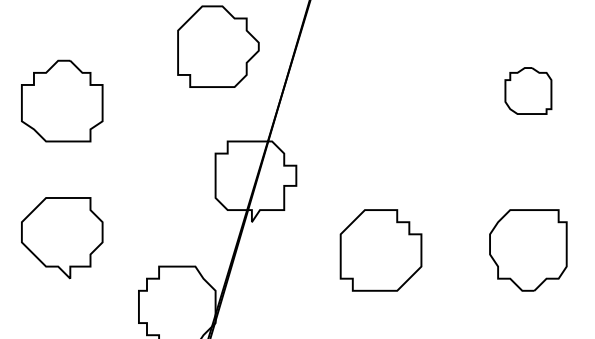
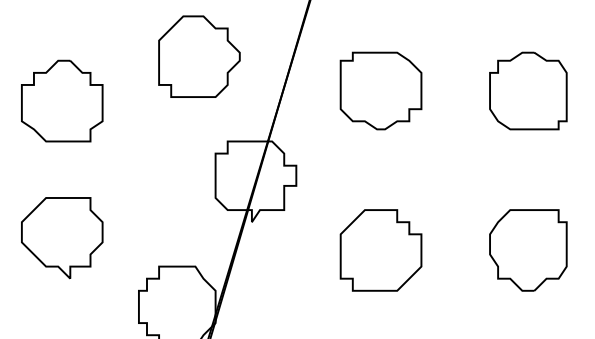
part position: (218, 46) -> (199, 56) (199, 56)
part: none -> present (380, 90)
part size: 49x48 px -> 79x80 px (528, 90)
